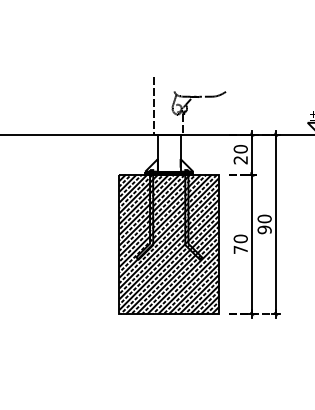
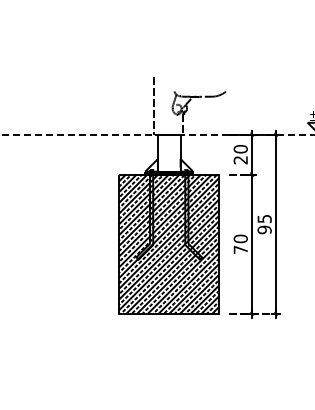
line: solid -> dashed (157, 134)
text: 90 -> 95 (264, 218)
